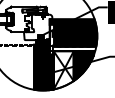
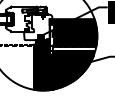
fill: none -> present (63, 70)
